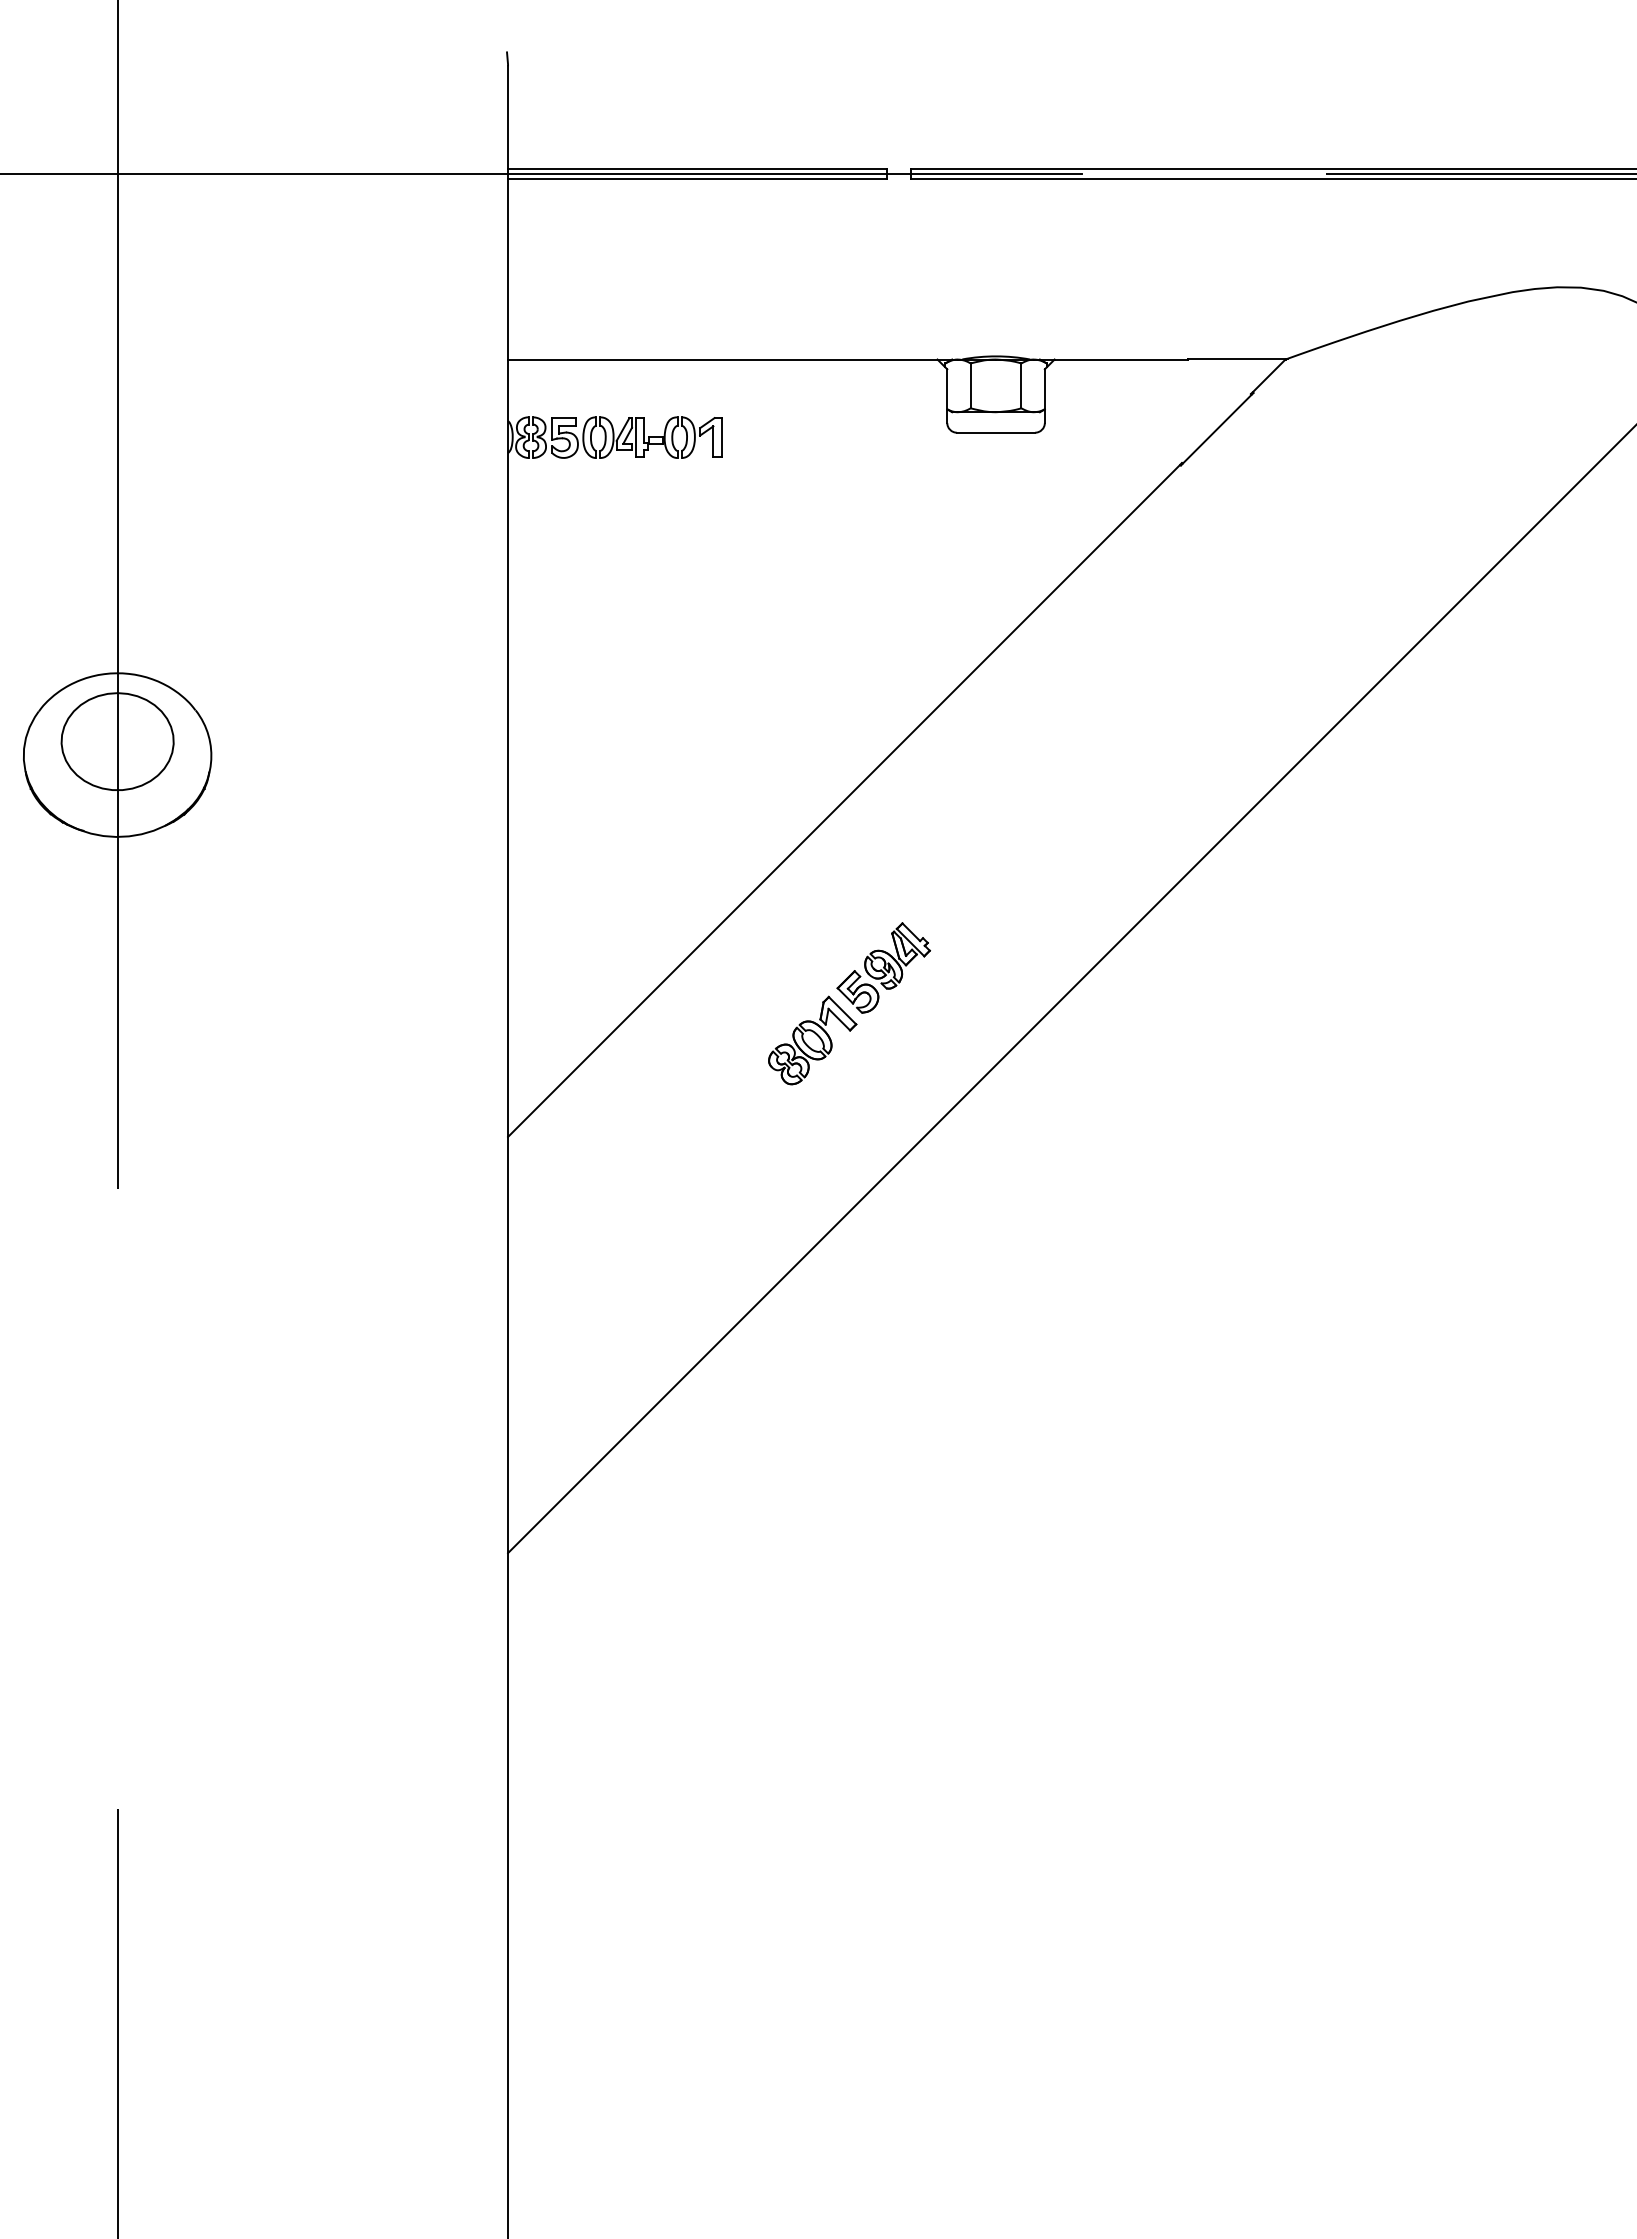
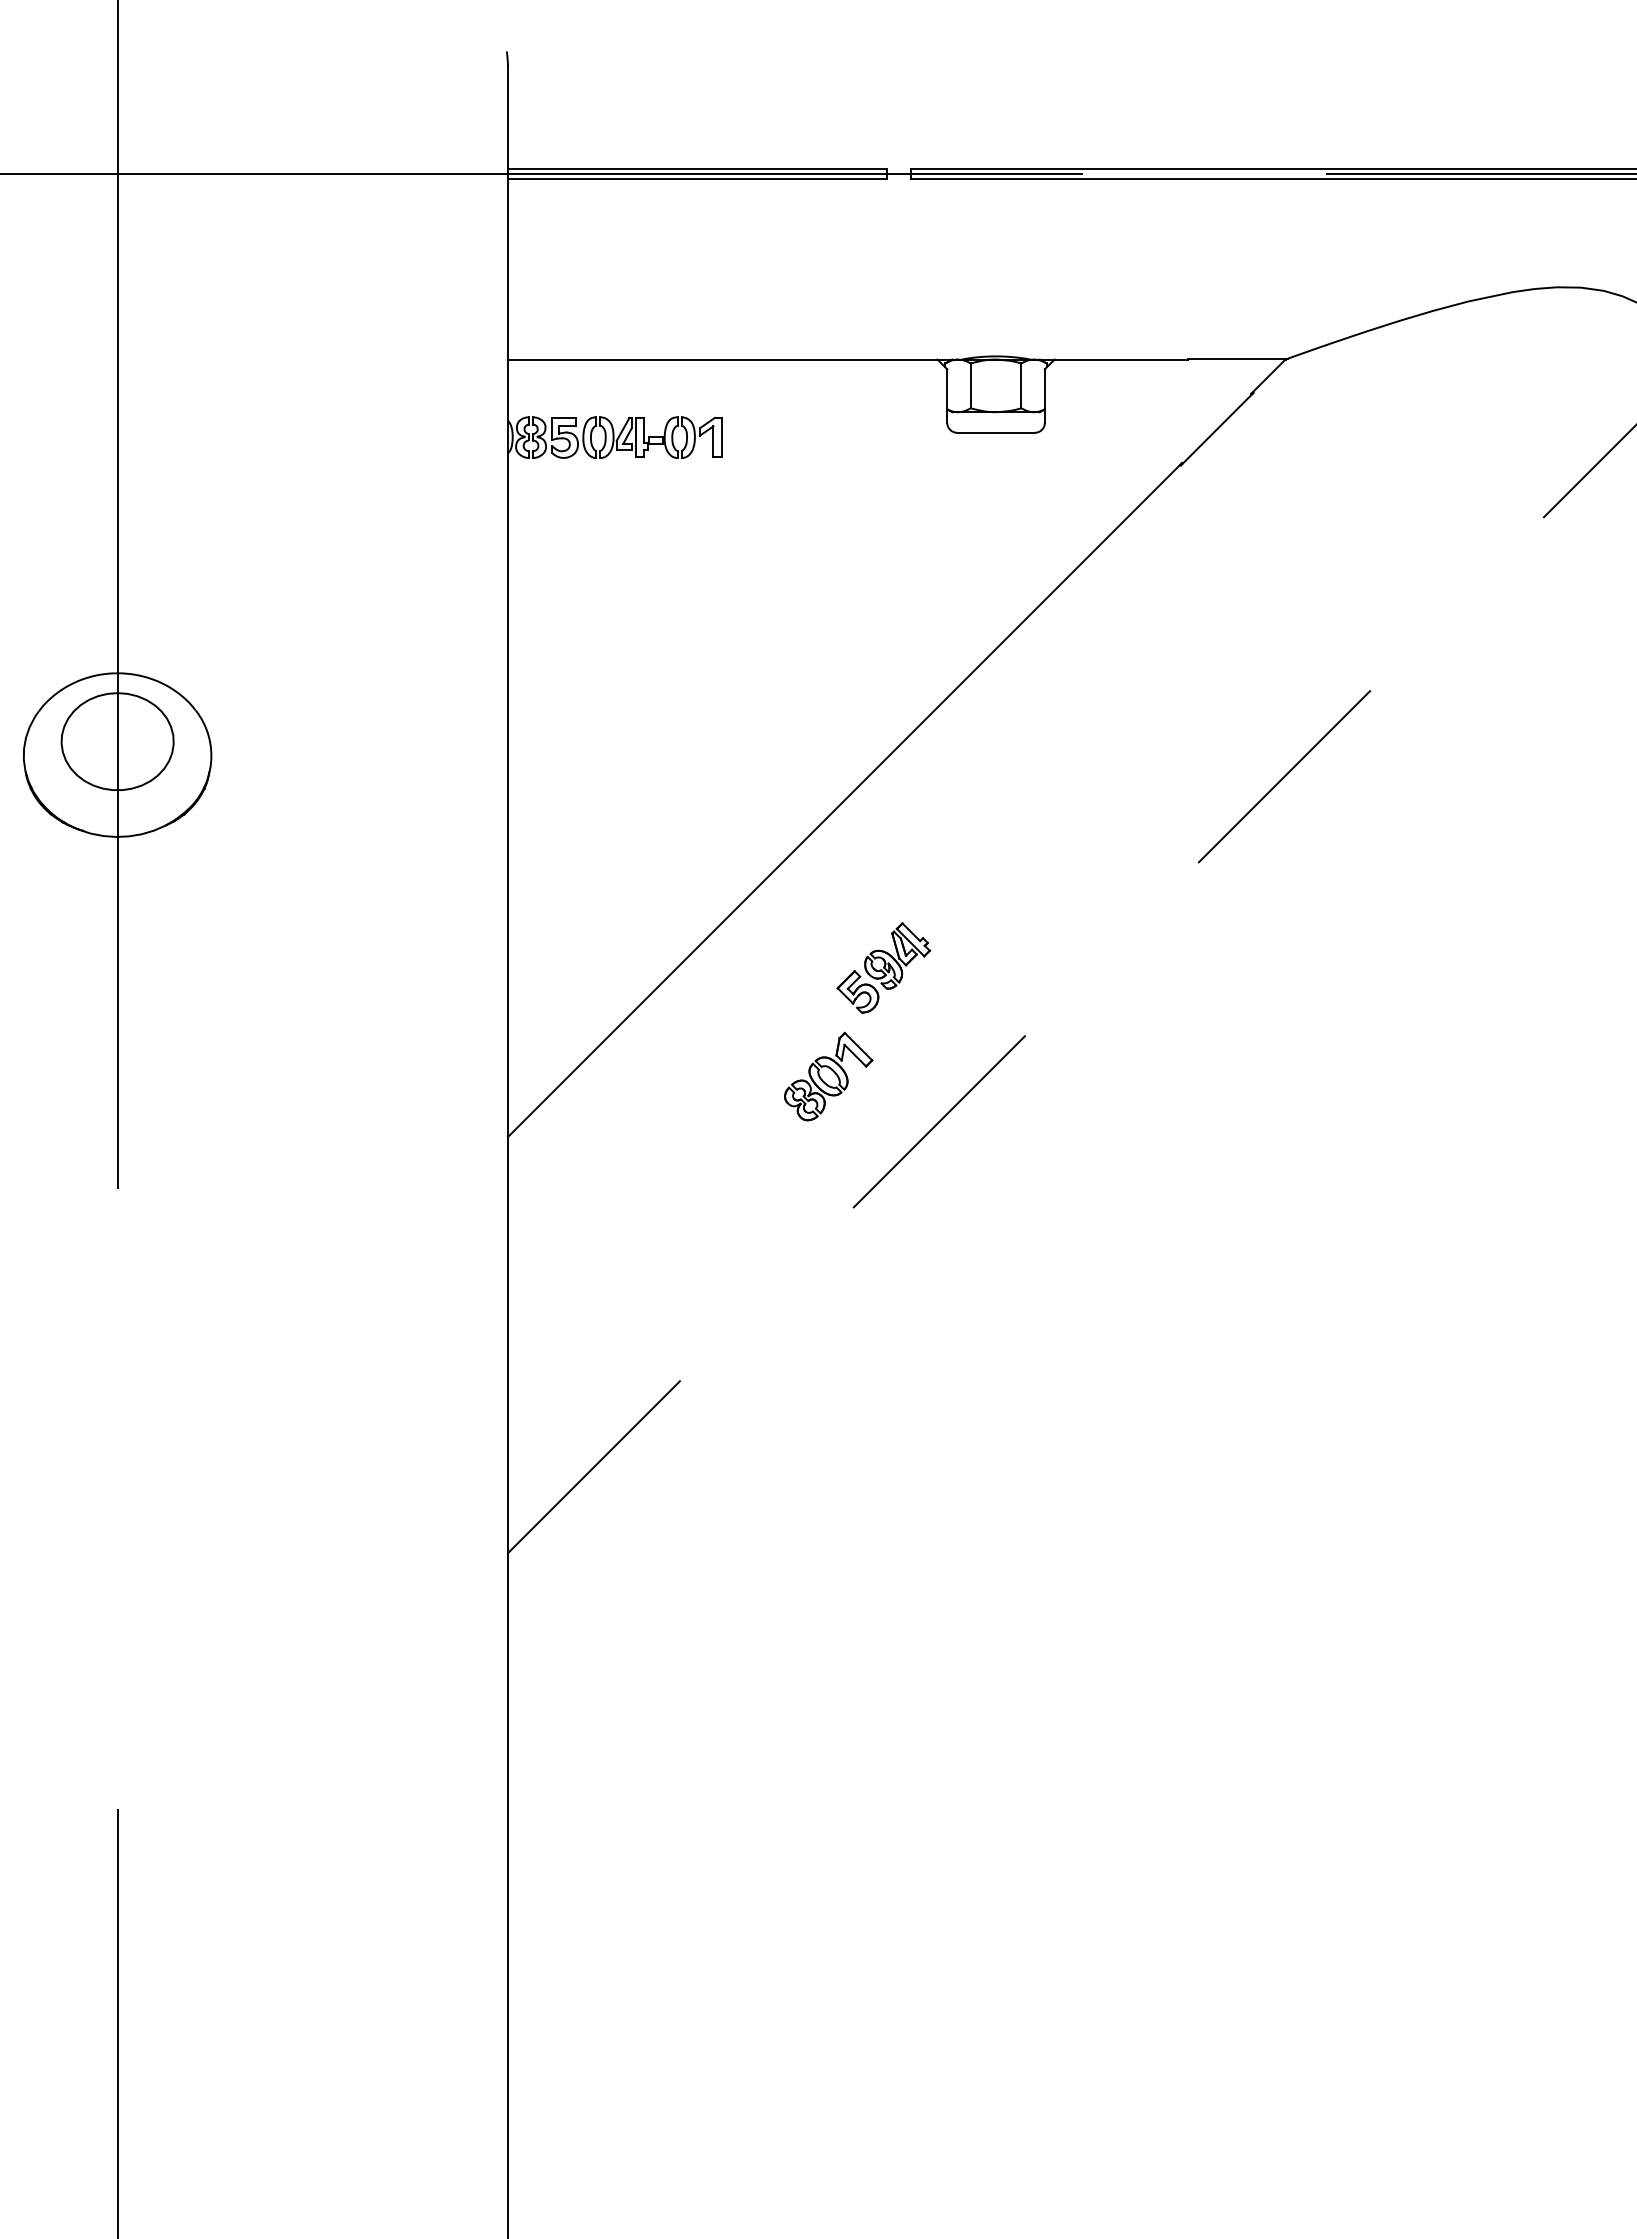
line: solid -> dashed (1072, 988)
part position: (816, 1035) -> (832, 1071) (832, 1071)
